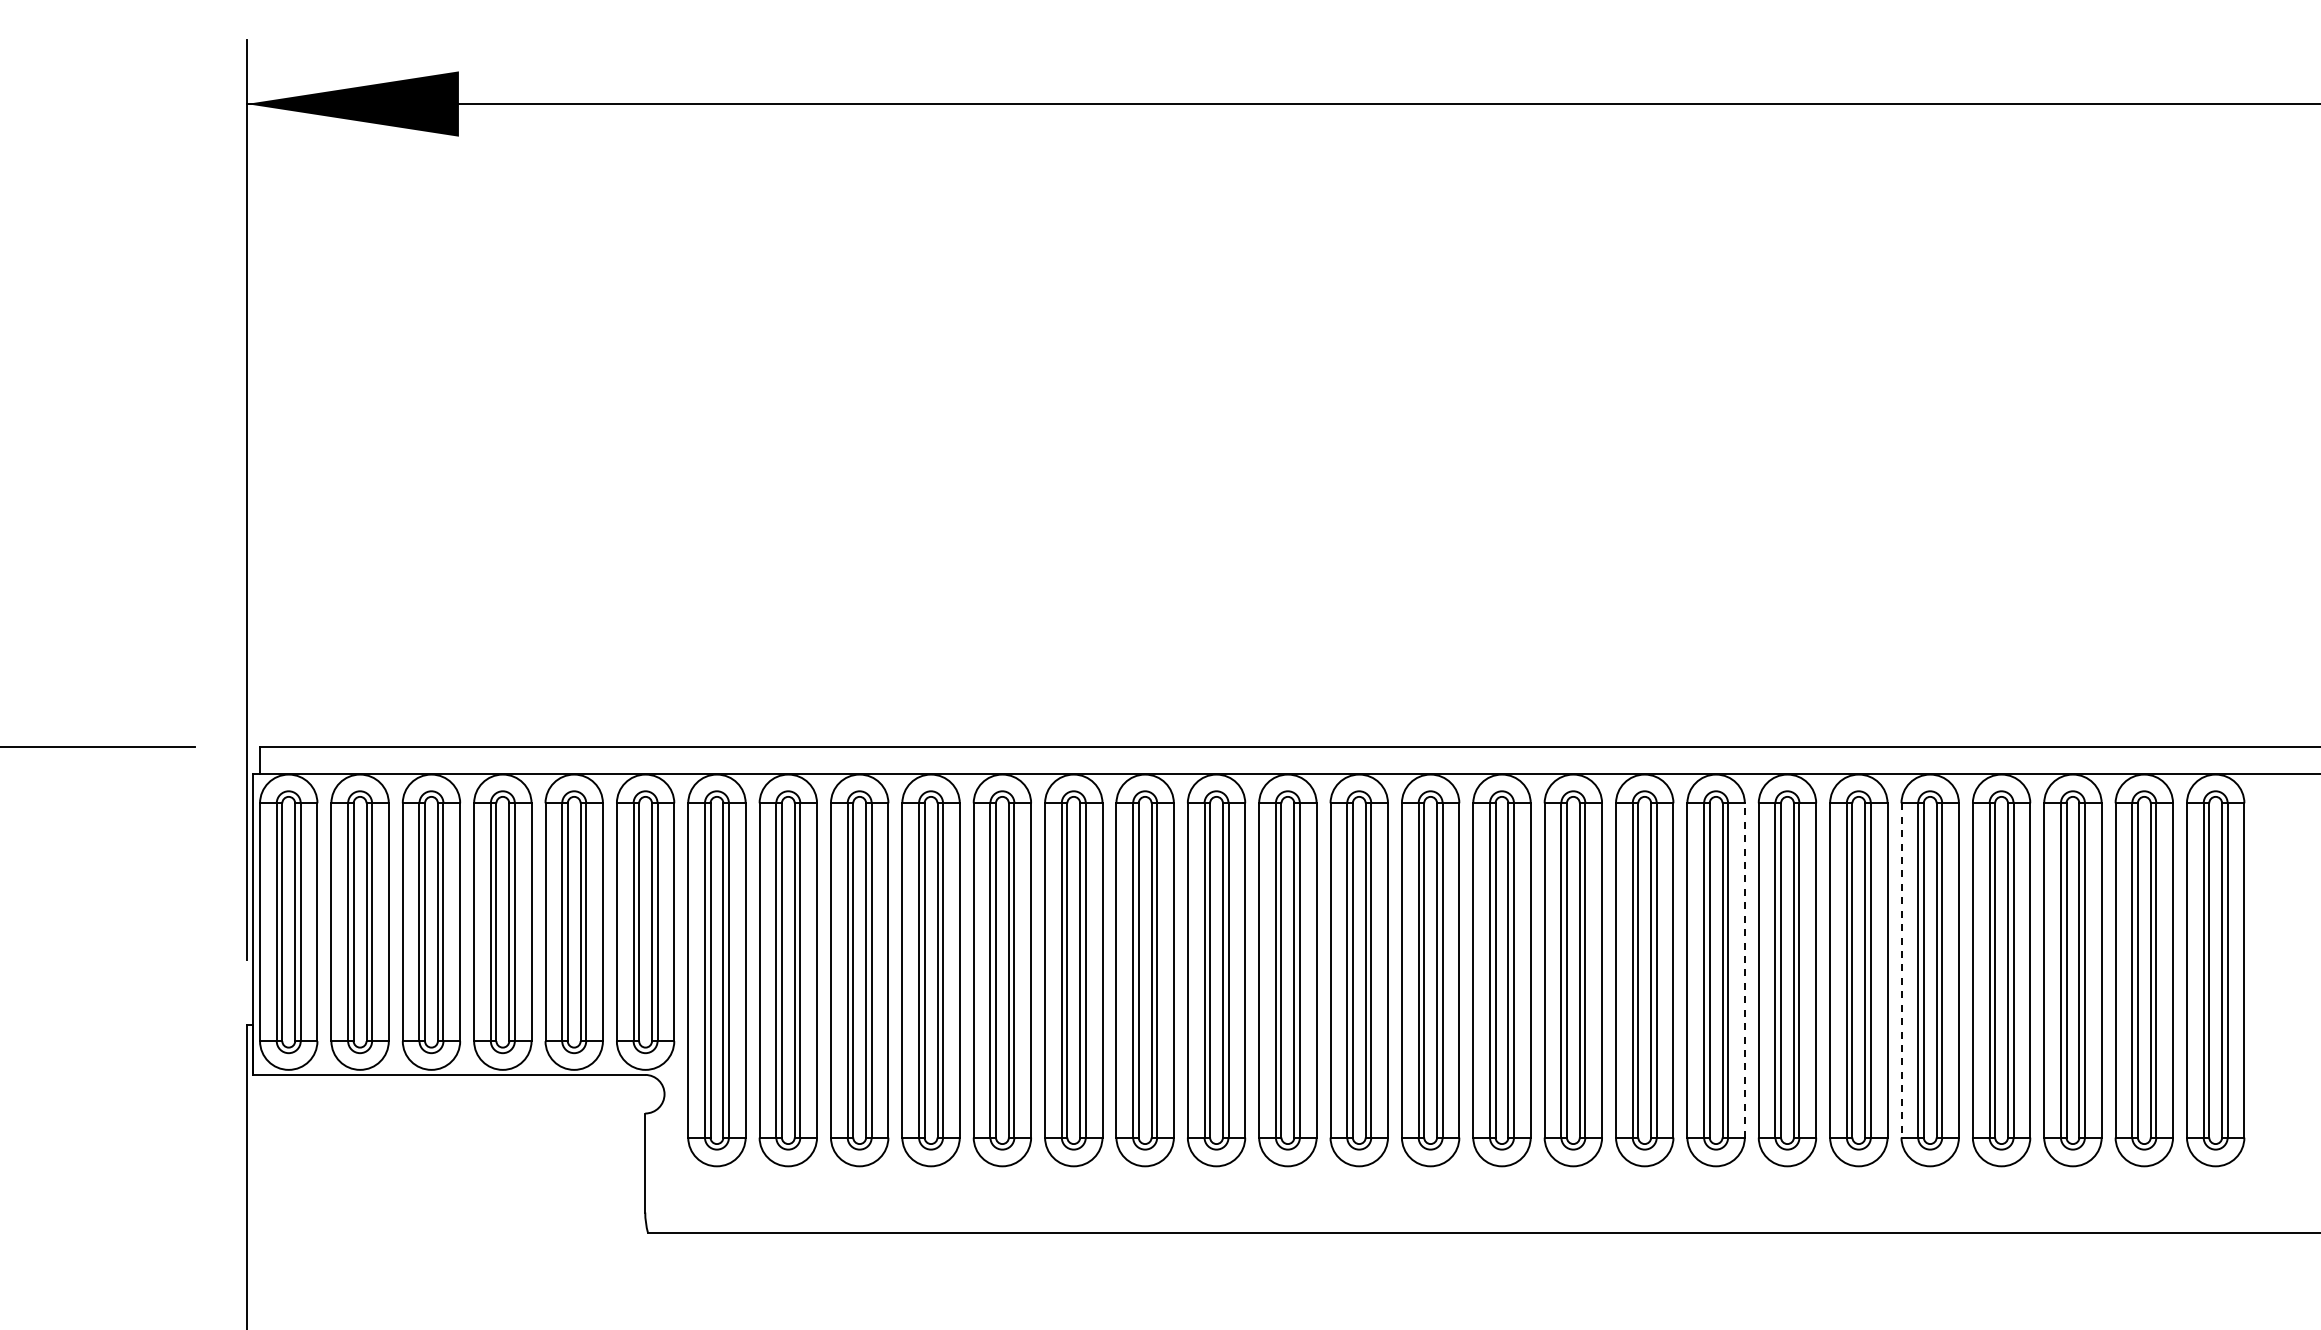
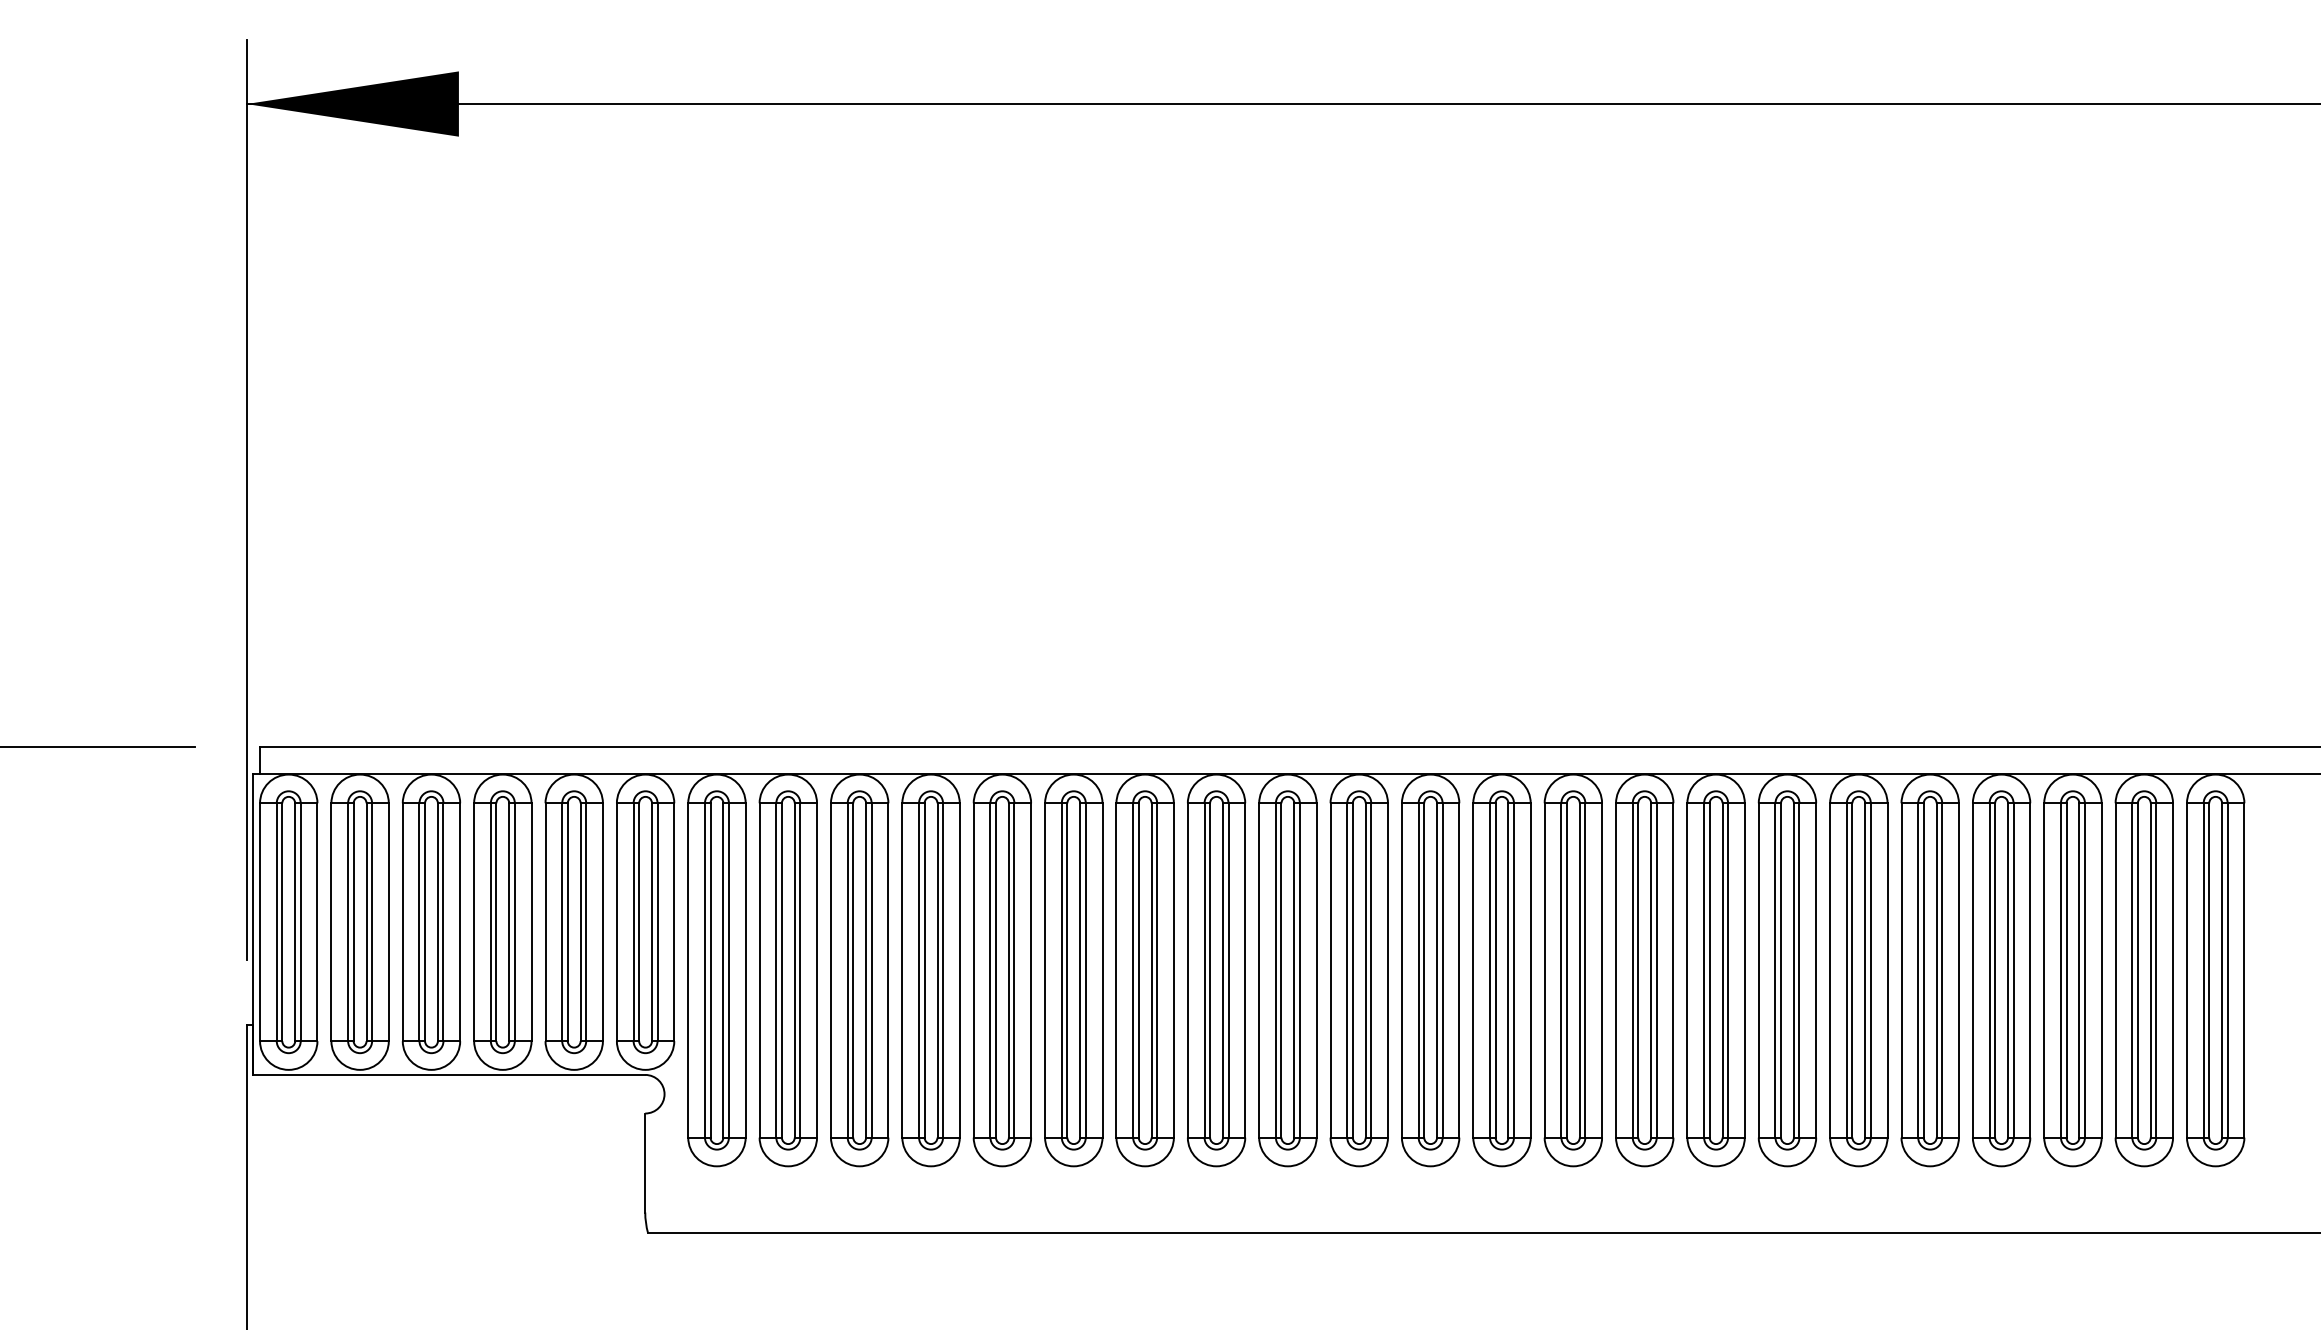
line: dashed -> solid (1744, 969)
line: dashed -> solid (1901, 970)
